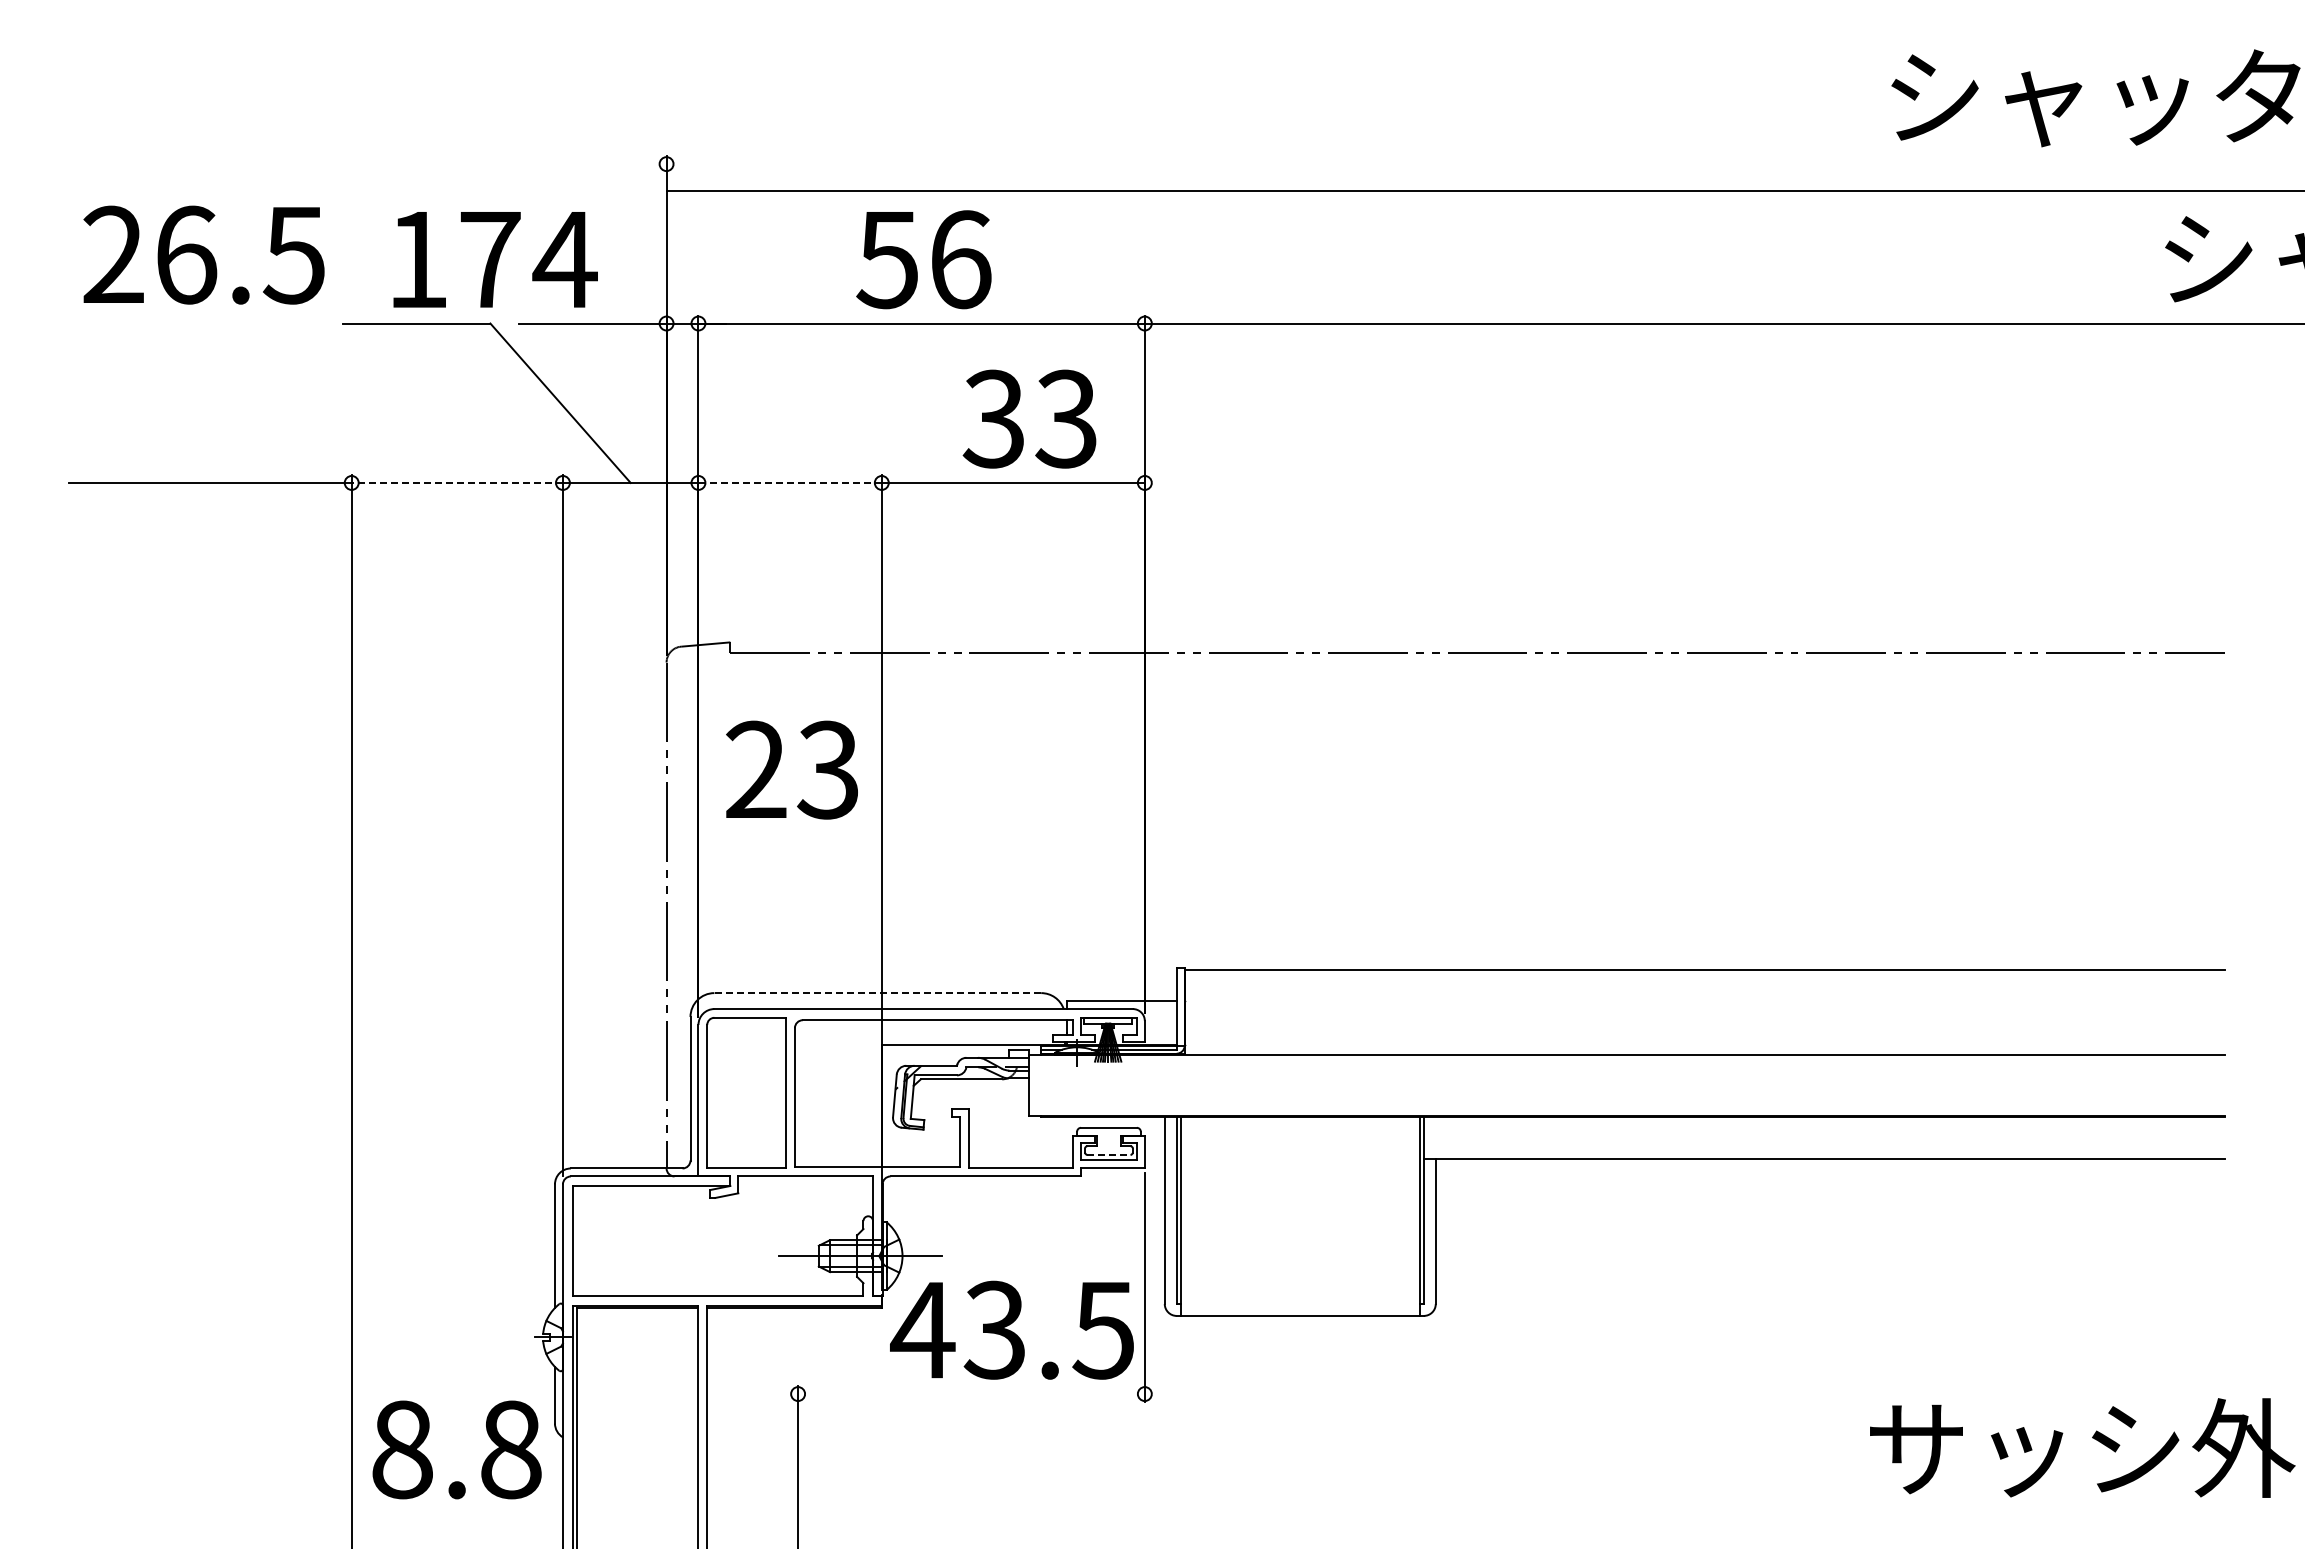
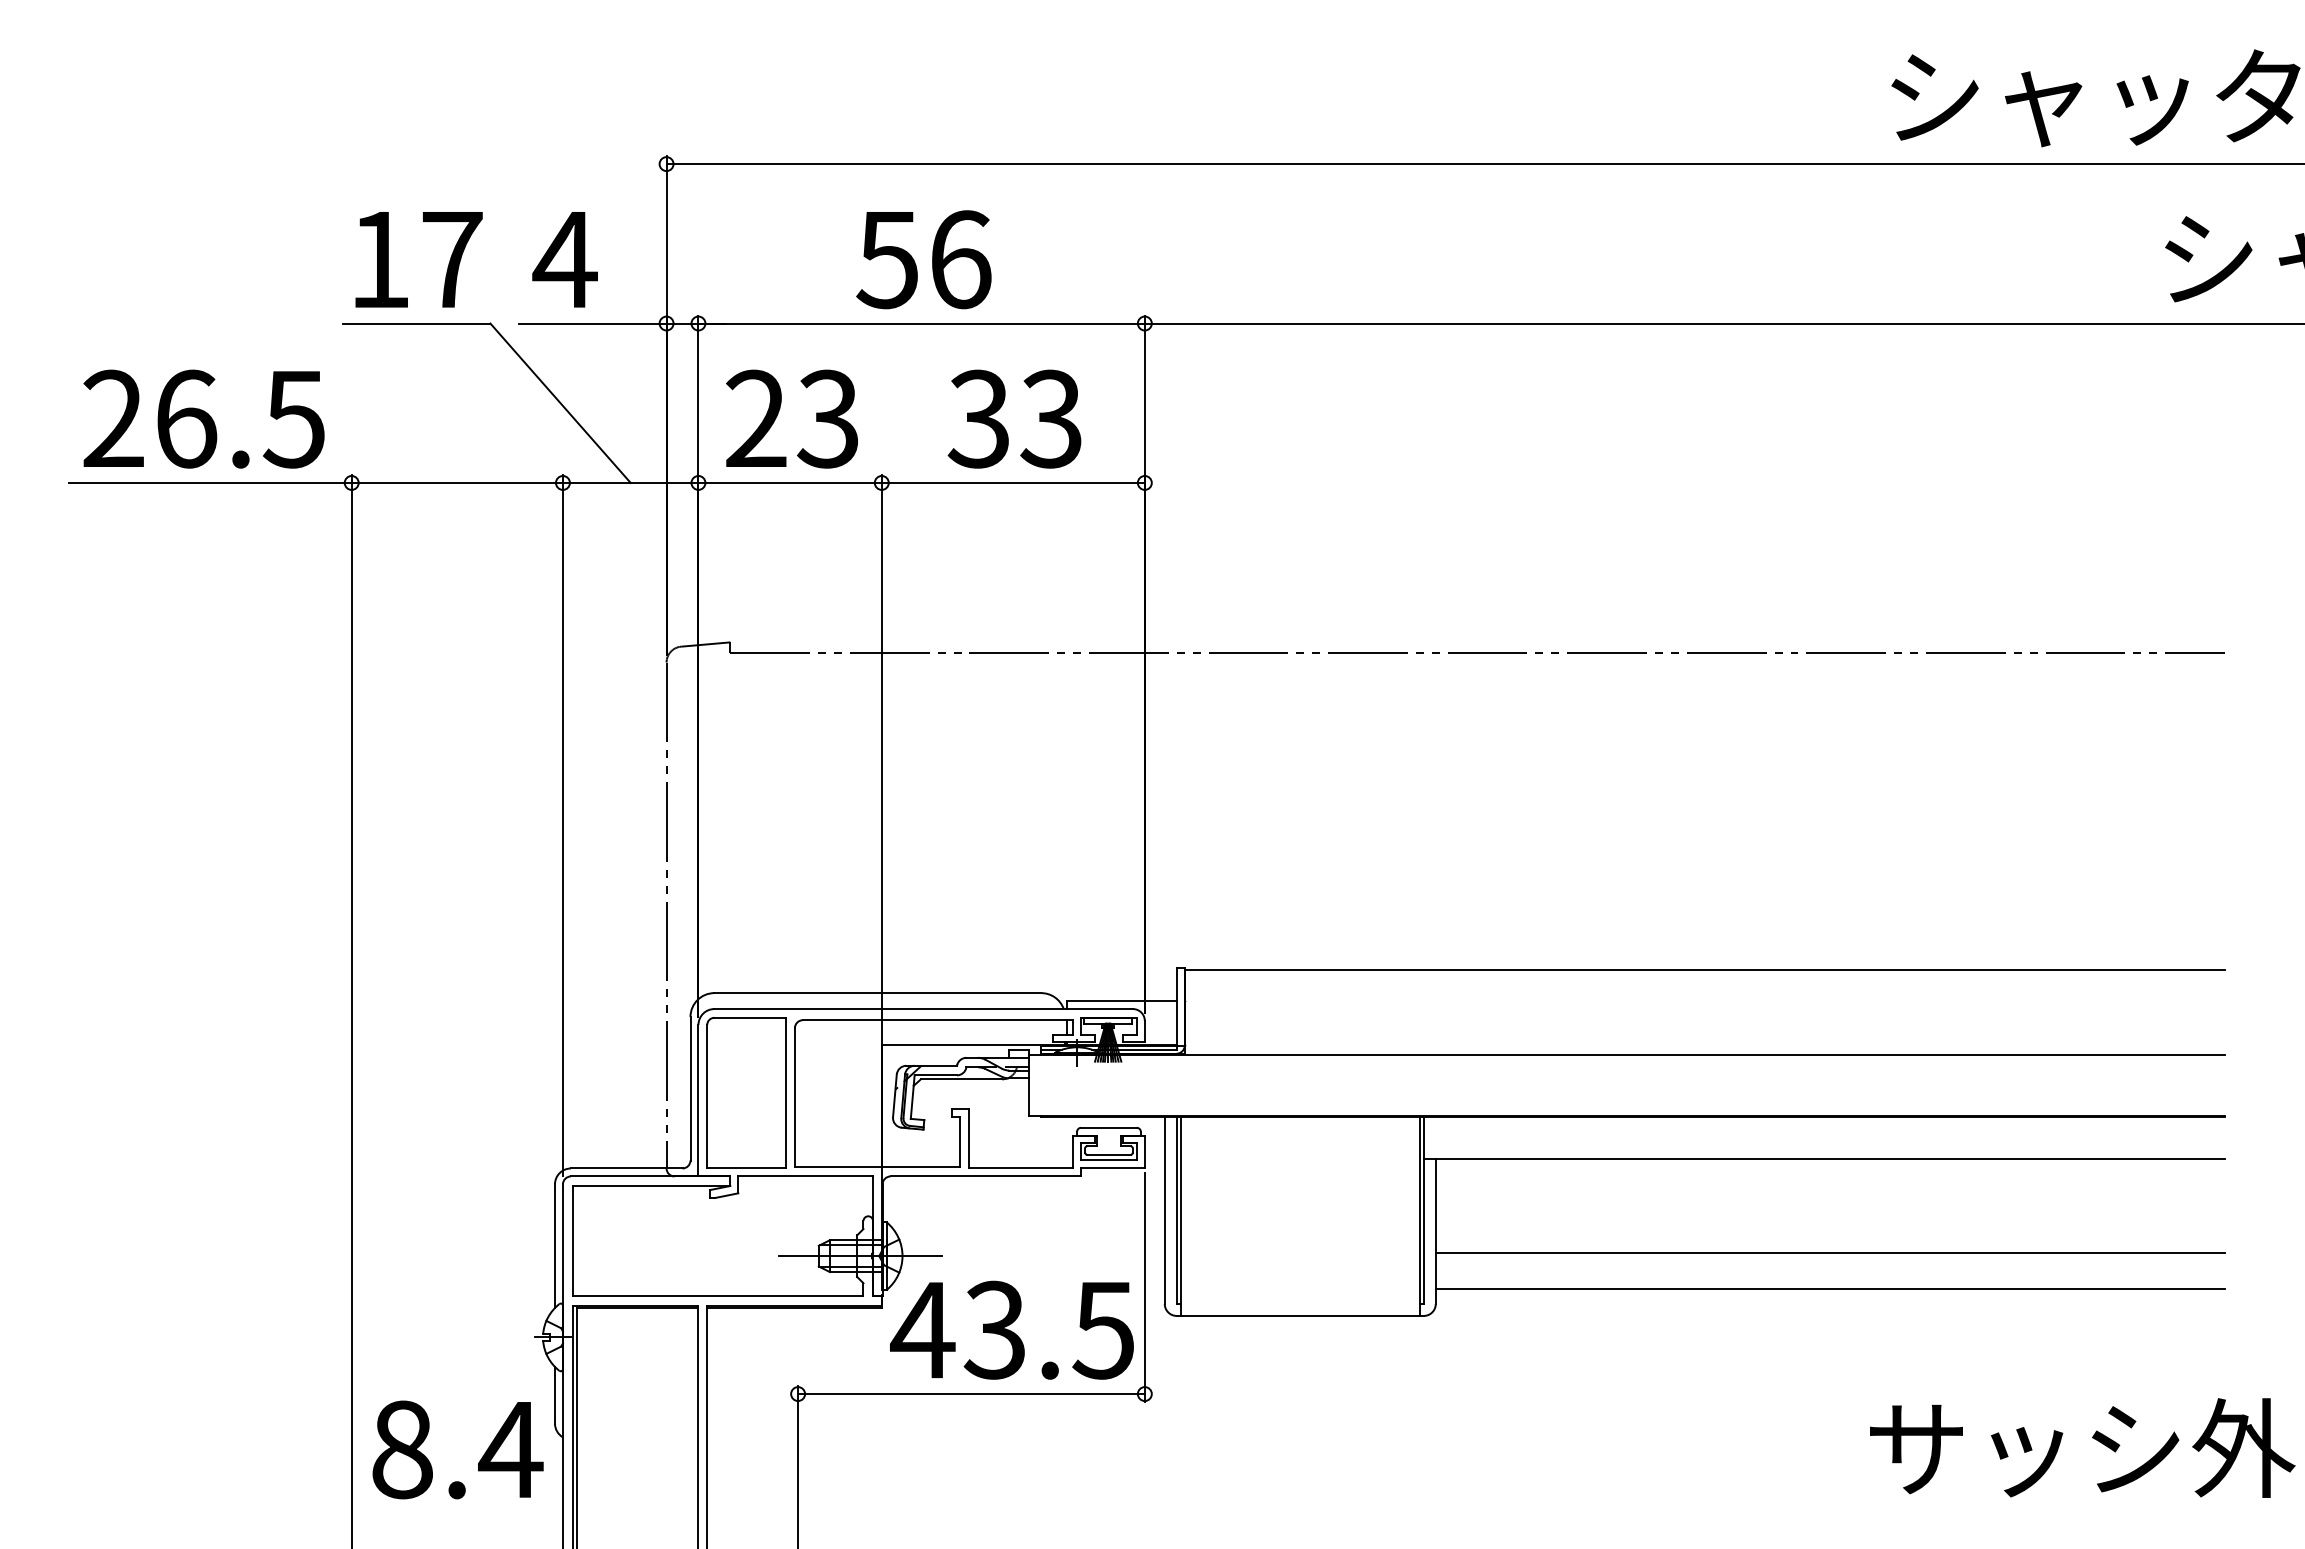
line position: (1483, 191) -> (1483, 164) (1483, 164)
text position: (203, 254) -> (203, 418) (203, 418)
text position: (456, 259) -> (418, 259) (418, 259)
text position: (1029, 418) -> (1014, 418) (1014, 418)
line: dashed -> solid (457, 482)
line: dashed -> solid (790, 482)
text position: (791, 769) -> (791, 418) (791, 418)
line: dashed -> solid (877, 993)
line: dashed -> solid (1108, 1154)
line: none -> present (1829, 1252)
line: none -> present (1829, 1288)
line: none -> present (971, 1394)
text: 8.8 -> 8.4 (510, 1449)
